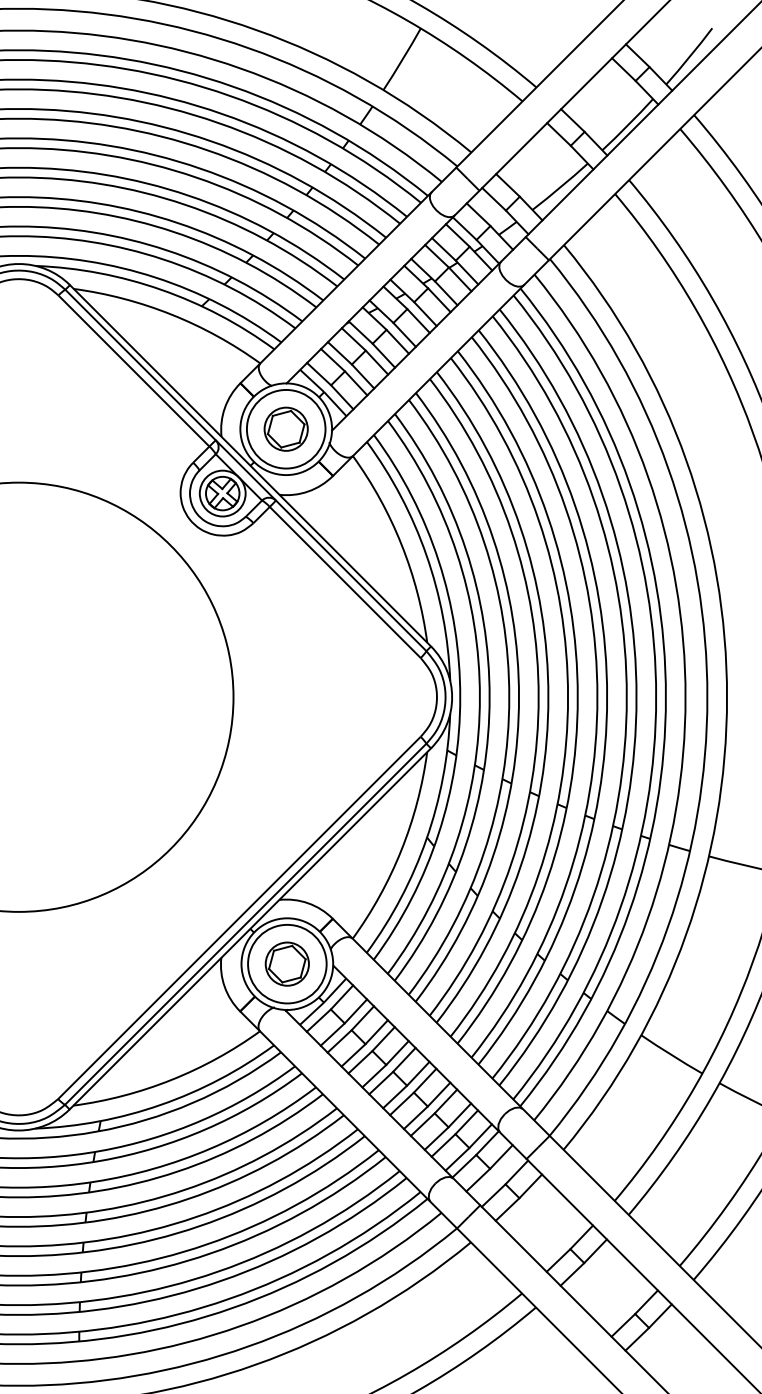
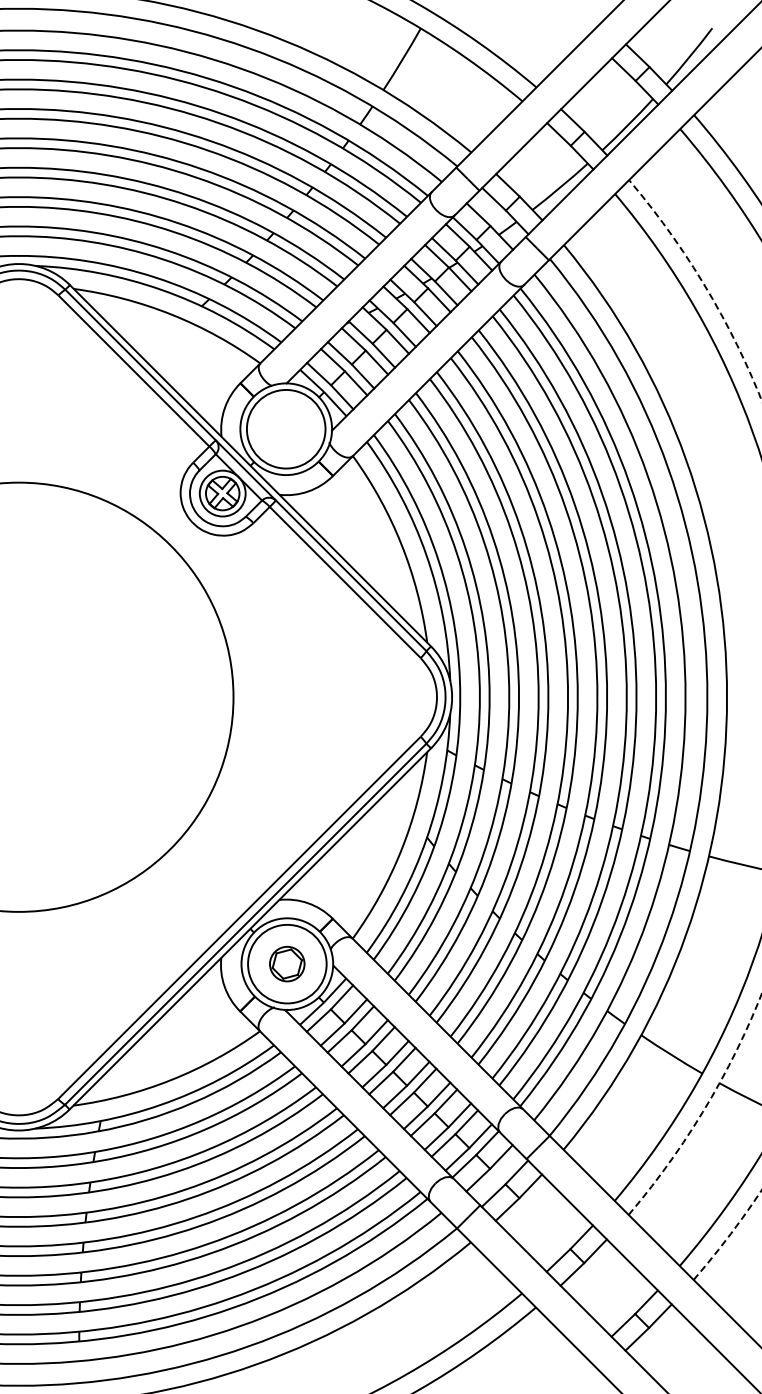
arc: solid -> dashed (761, 401)
part: present -> none (285, 428)
part size: 46x46 px -> 37x37 px (287, 964)
arc: solid -> dashed (729, 1235)
